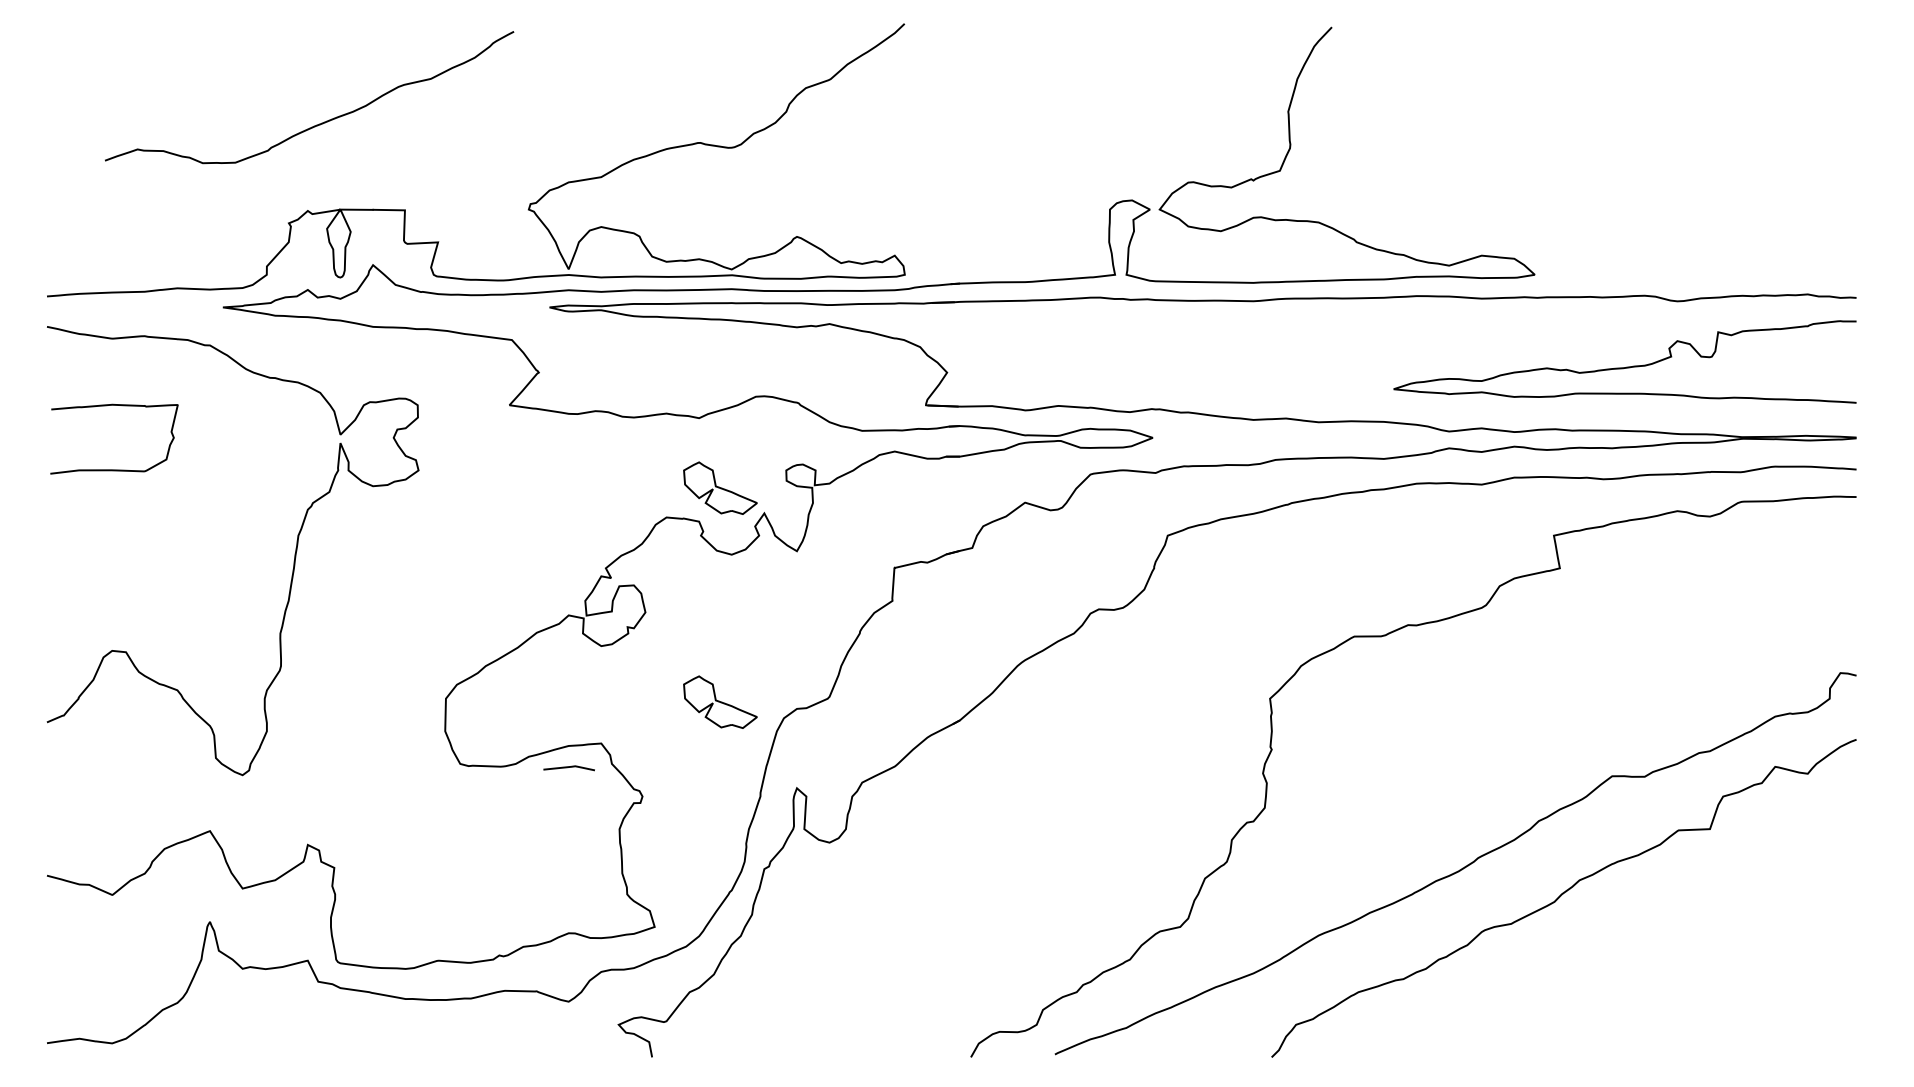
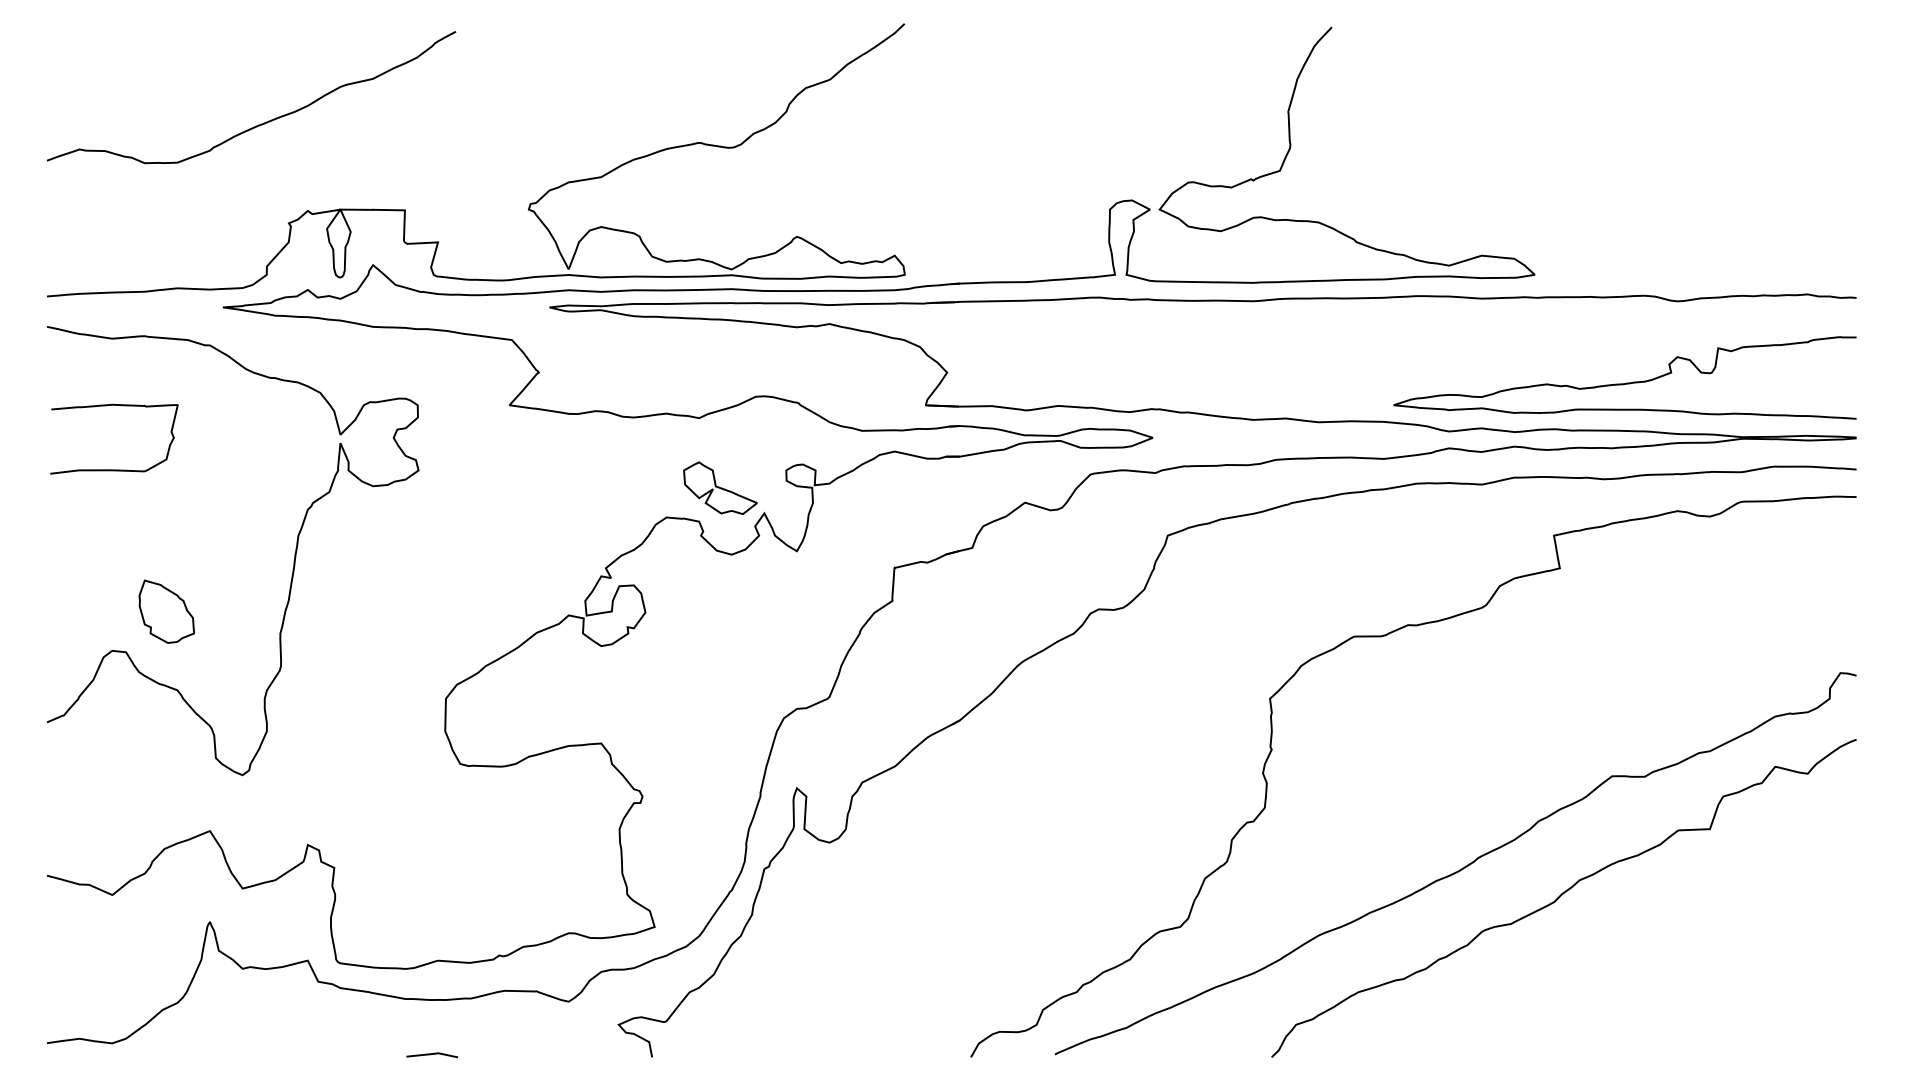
curve position: (321, 122) -> (263, 122) (263, 122)
curve position: (1626, 366) -> (1626, 382) (1626, 382)
part: none -> present (166, 611)
part: present -> none (720, 701)
line position: (568, 767) -> (431, 1054) (431, 1054)
